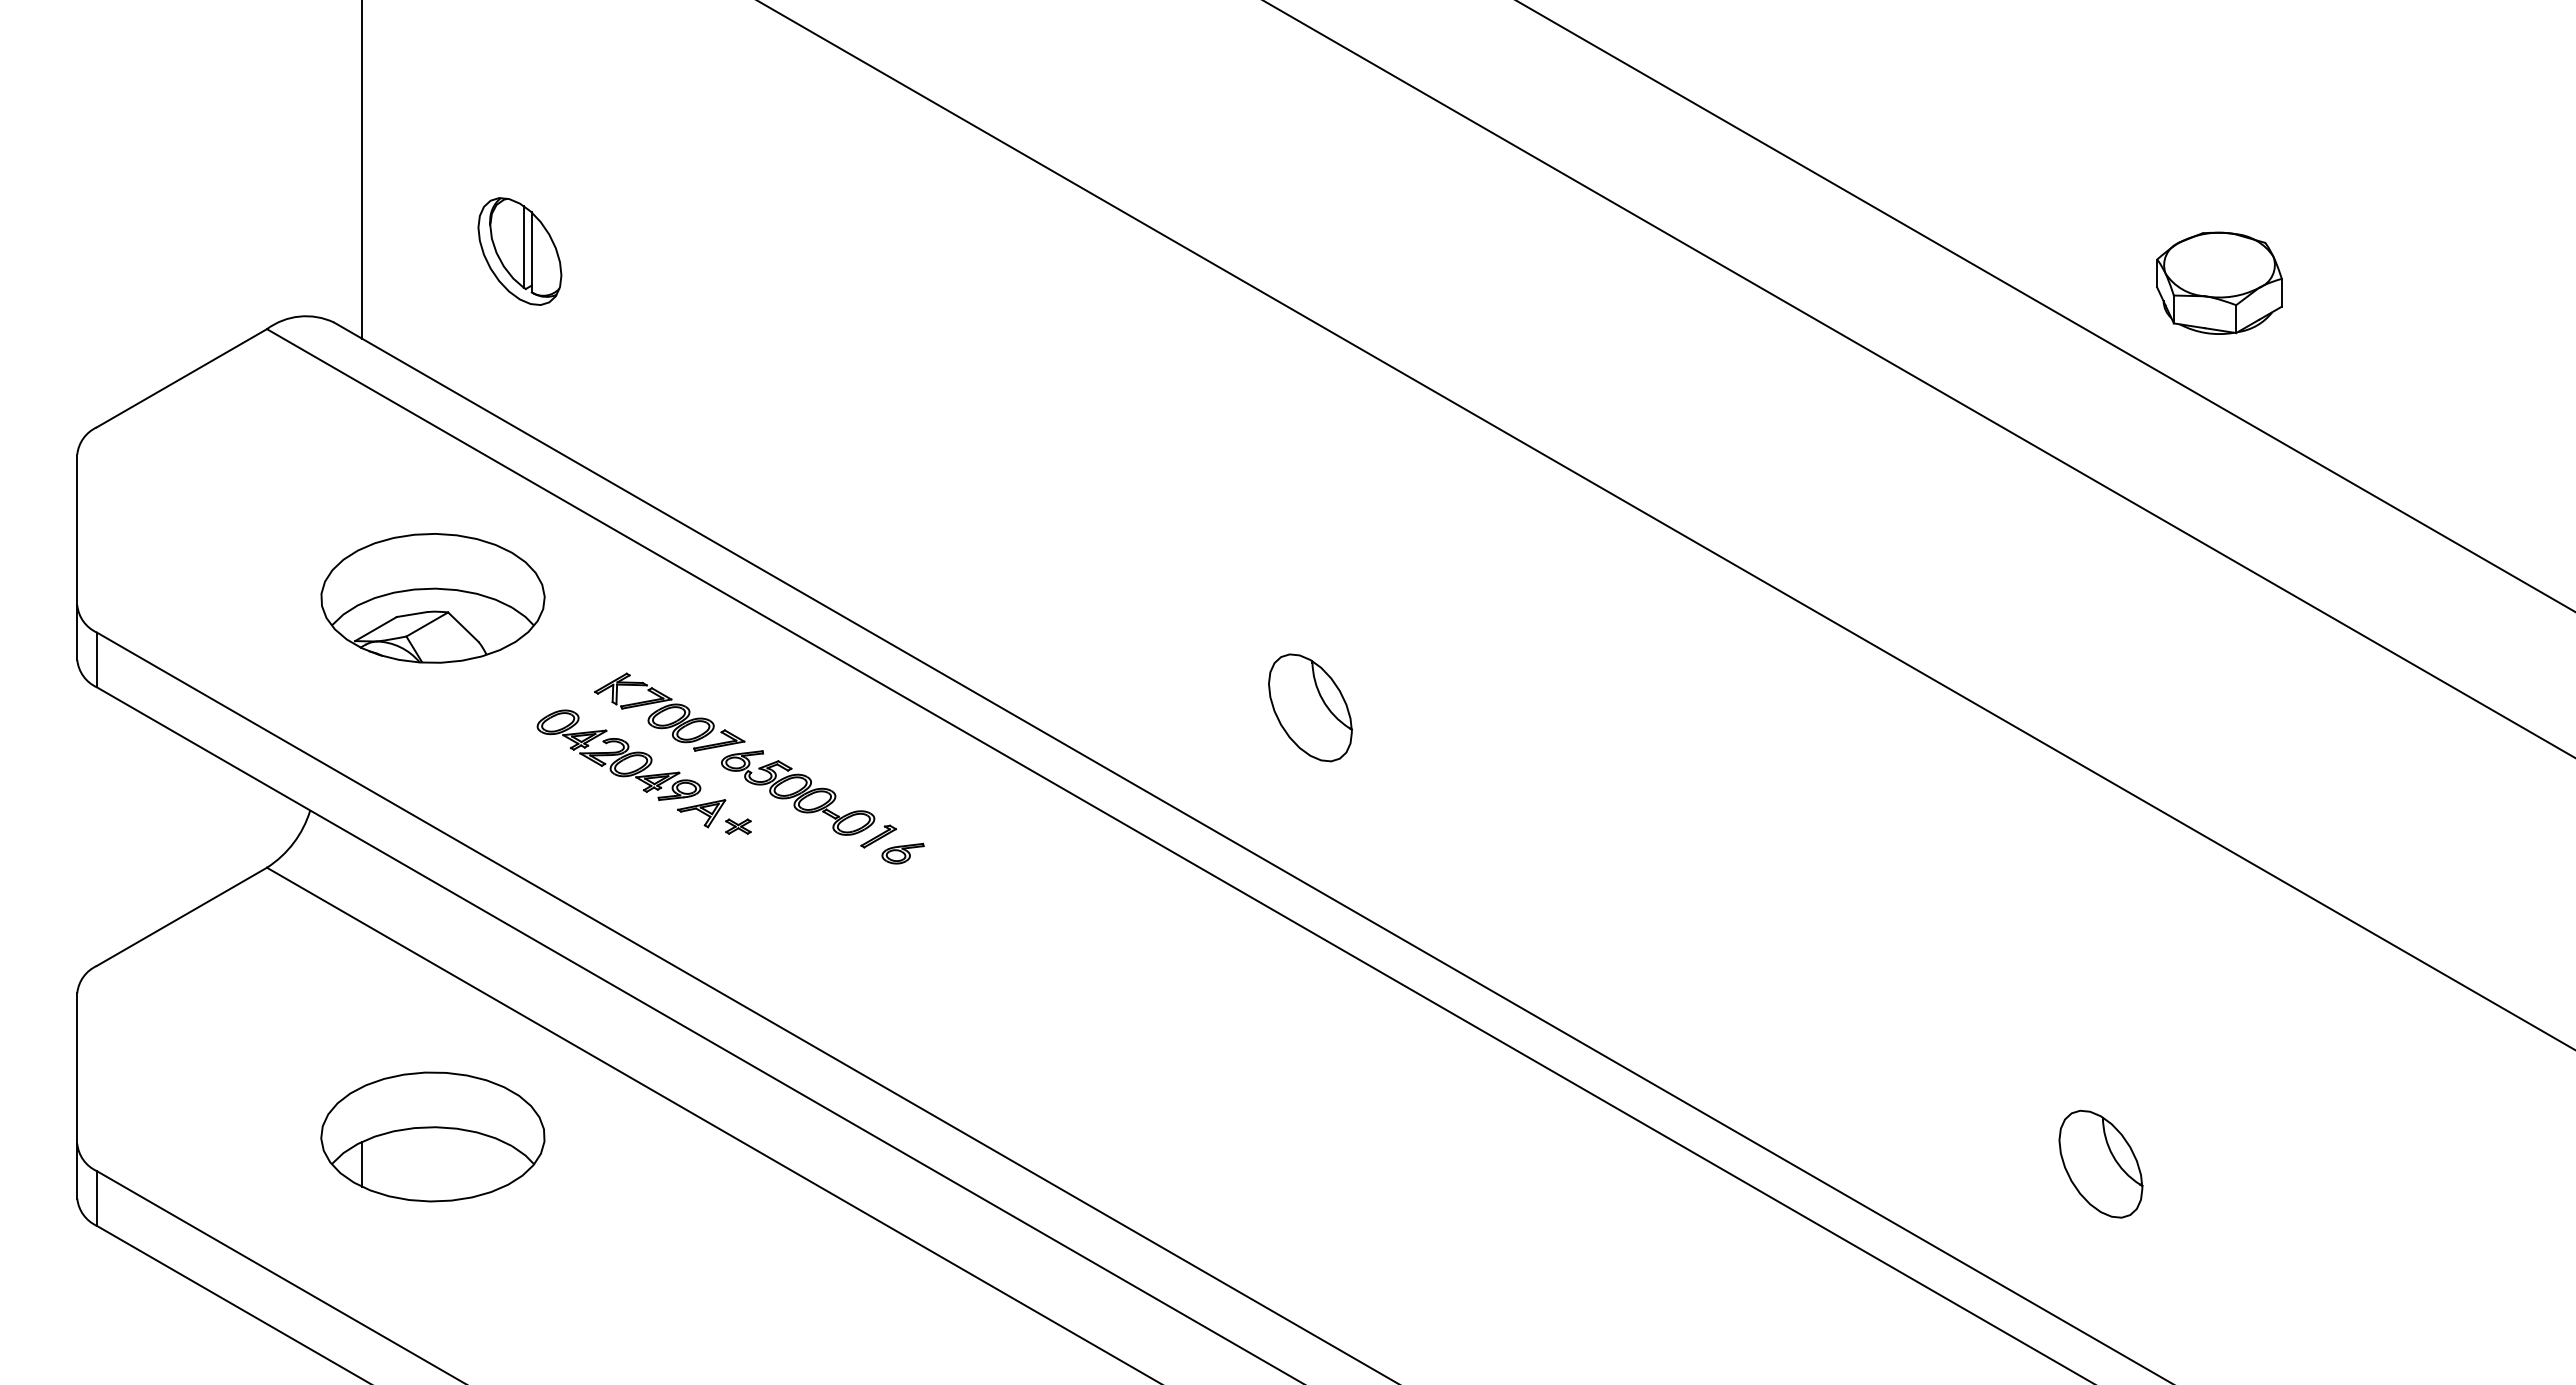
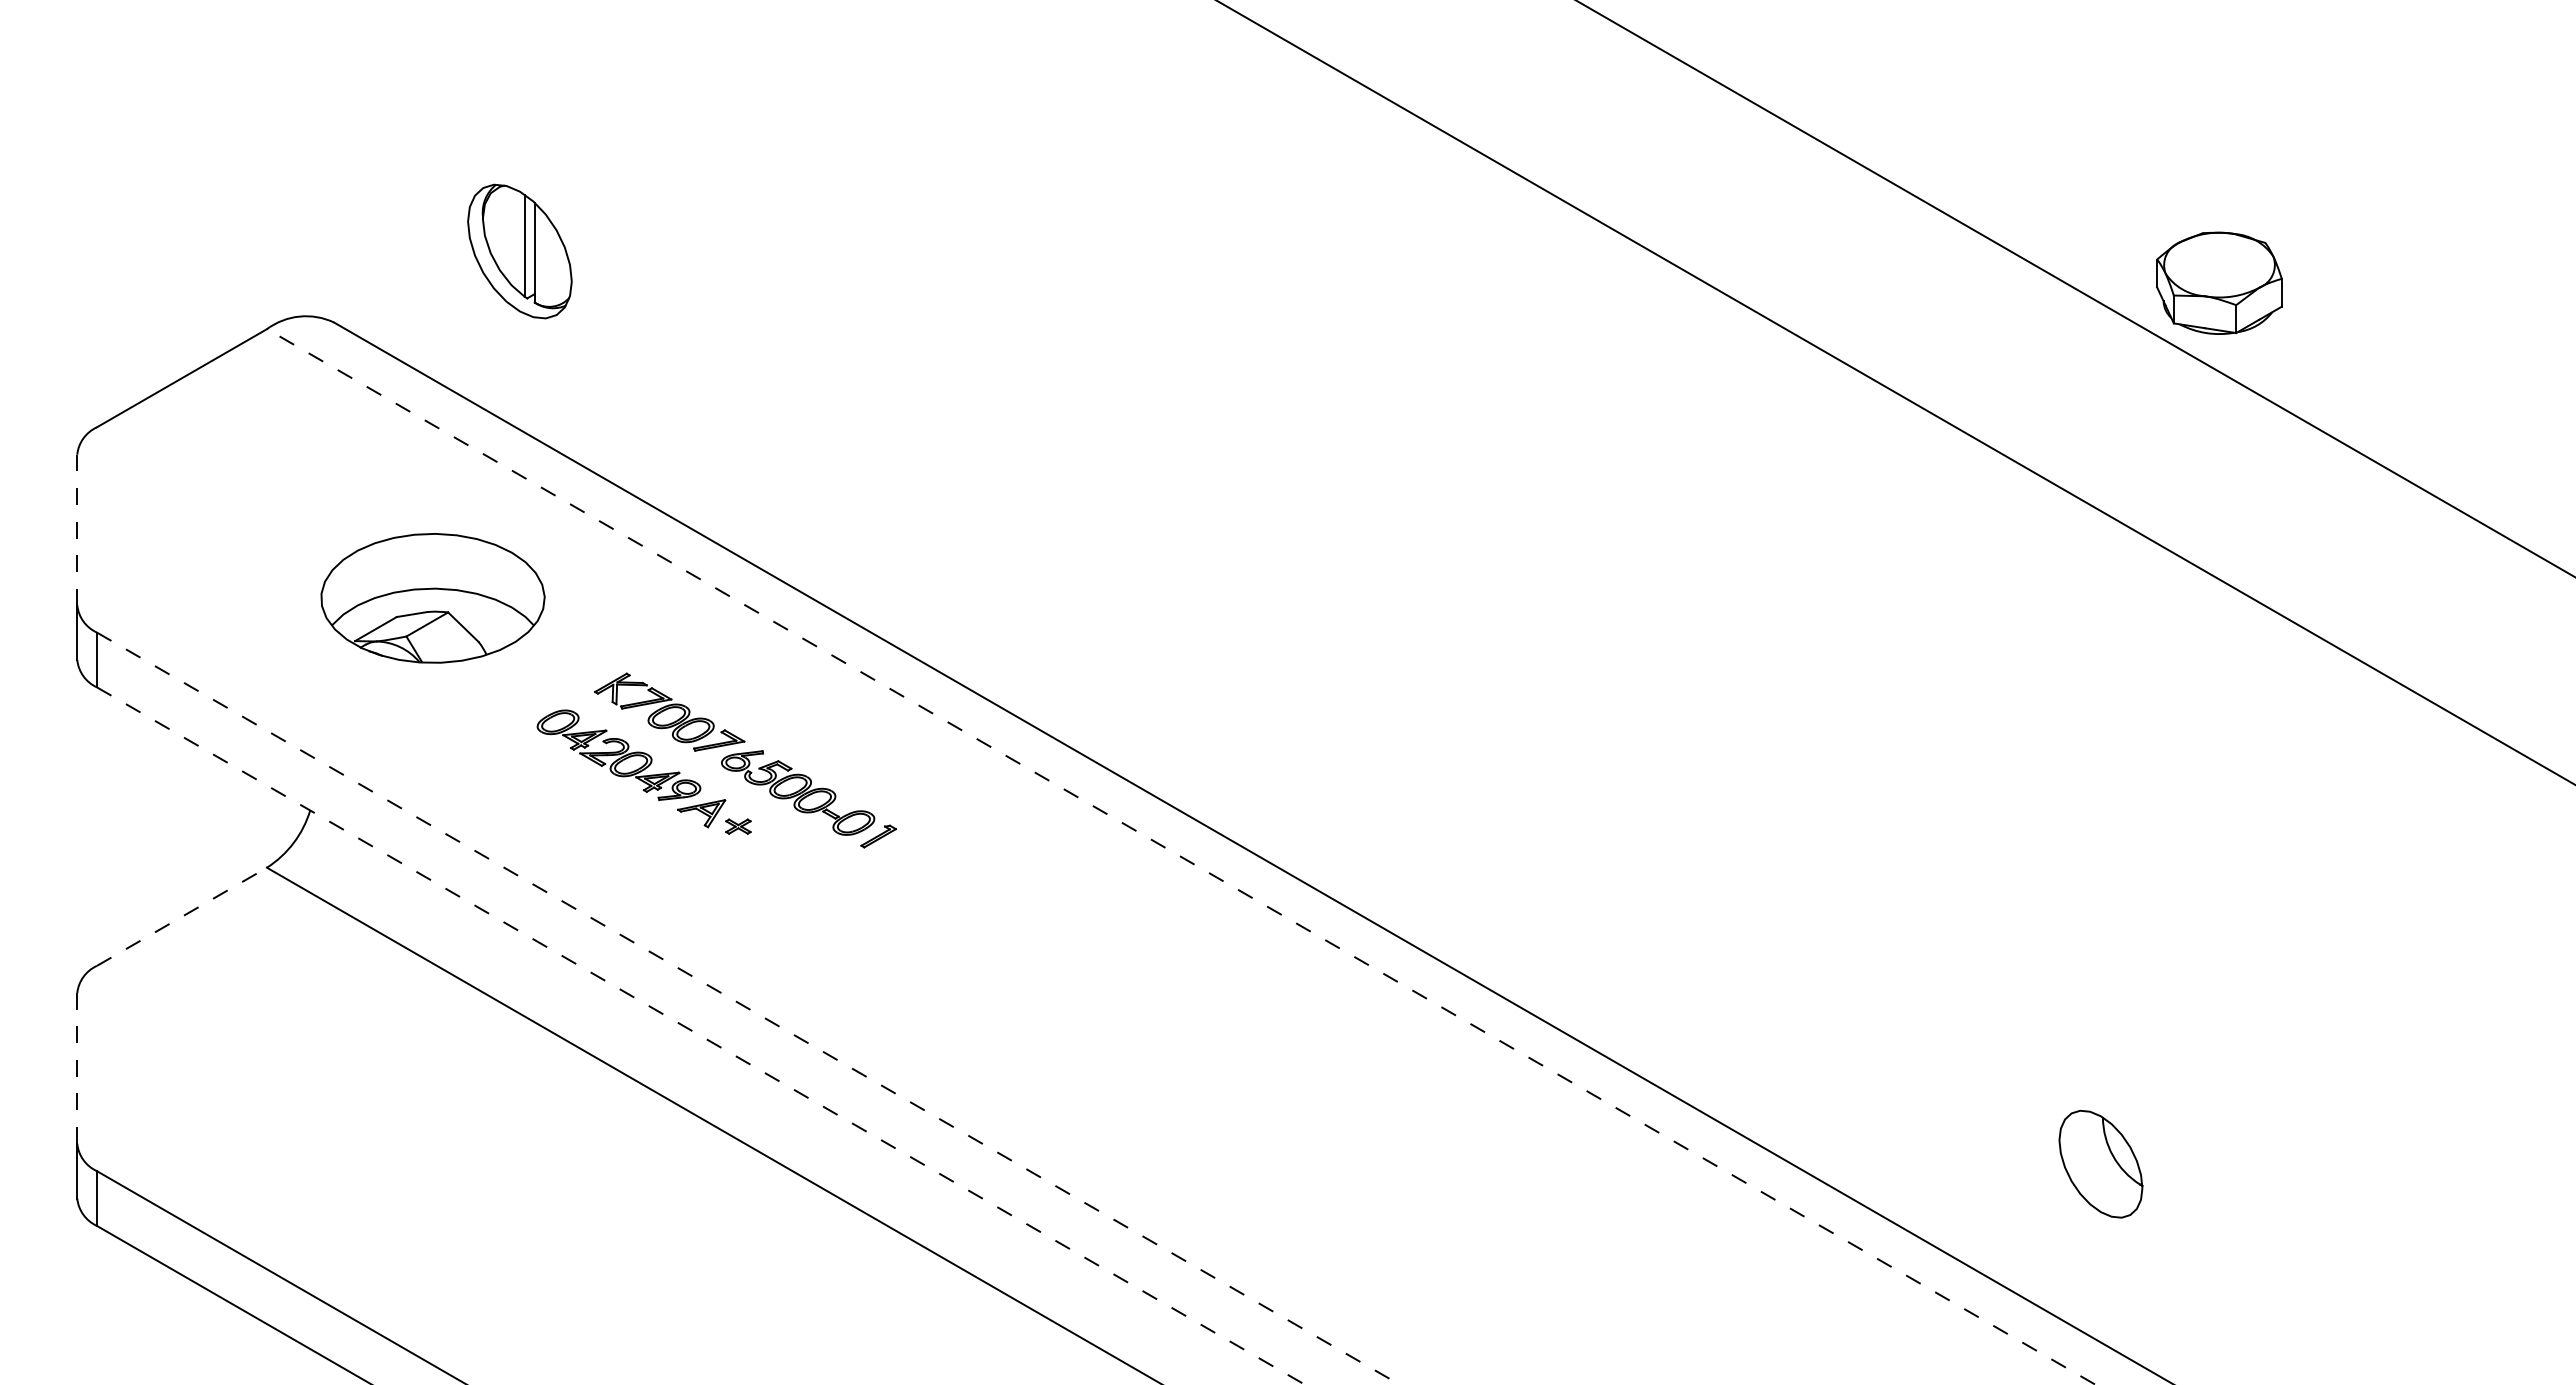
line: present -> none (361, 170)
part size: 86x109 px -> 106x137 px (519, 251)
line position: (2045, 306) -> (2075, 288) (2075, 288)
line position: (1919, 379) -> (1895, 392) (1895, 392)
line: present -> none (1666, 525)
line: solid -> dashed (77, 530)
part: present -> none (1310, 707)
part: present -> none (902, 853)
line: solid -> dashed (1180, 856)
line: solid -> dashed (182, 916)
line: solid -> dashed (748, 1008)
line: solid -> dashed (701, 1036)
line: solid -> dashed (77, 1068)
part: present -> none (432, 1136)
